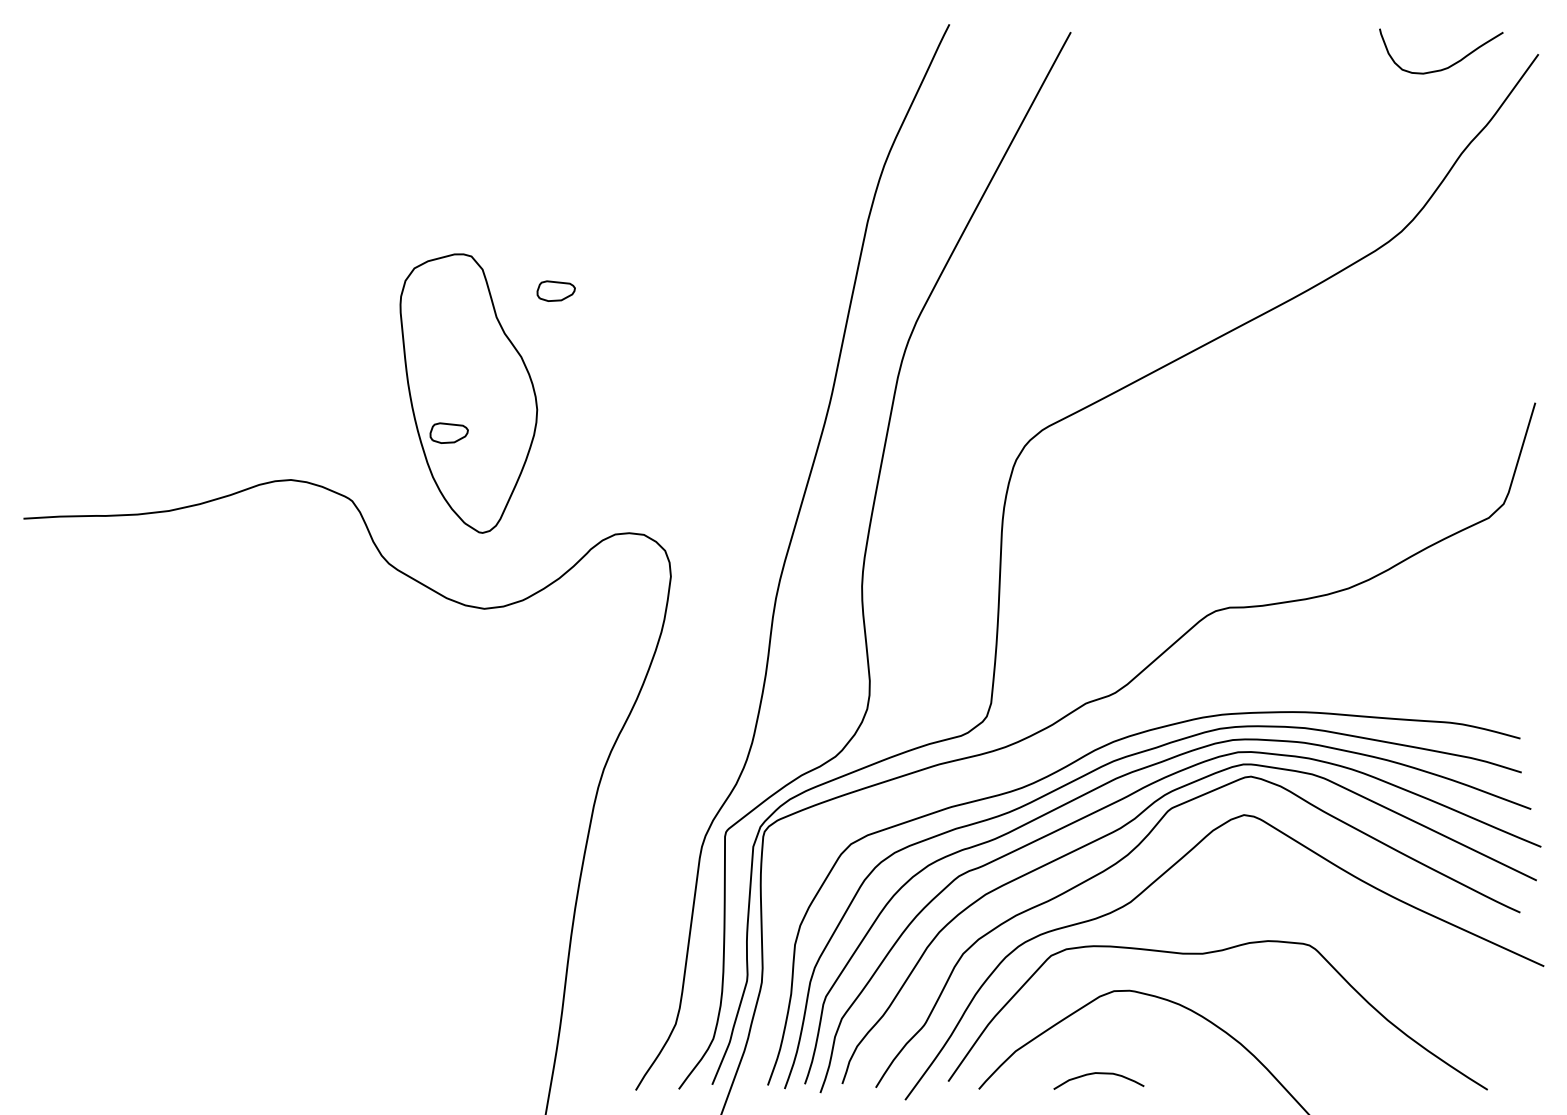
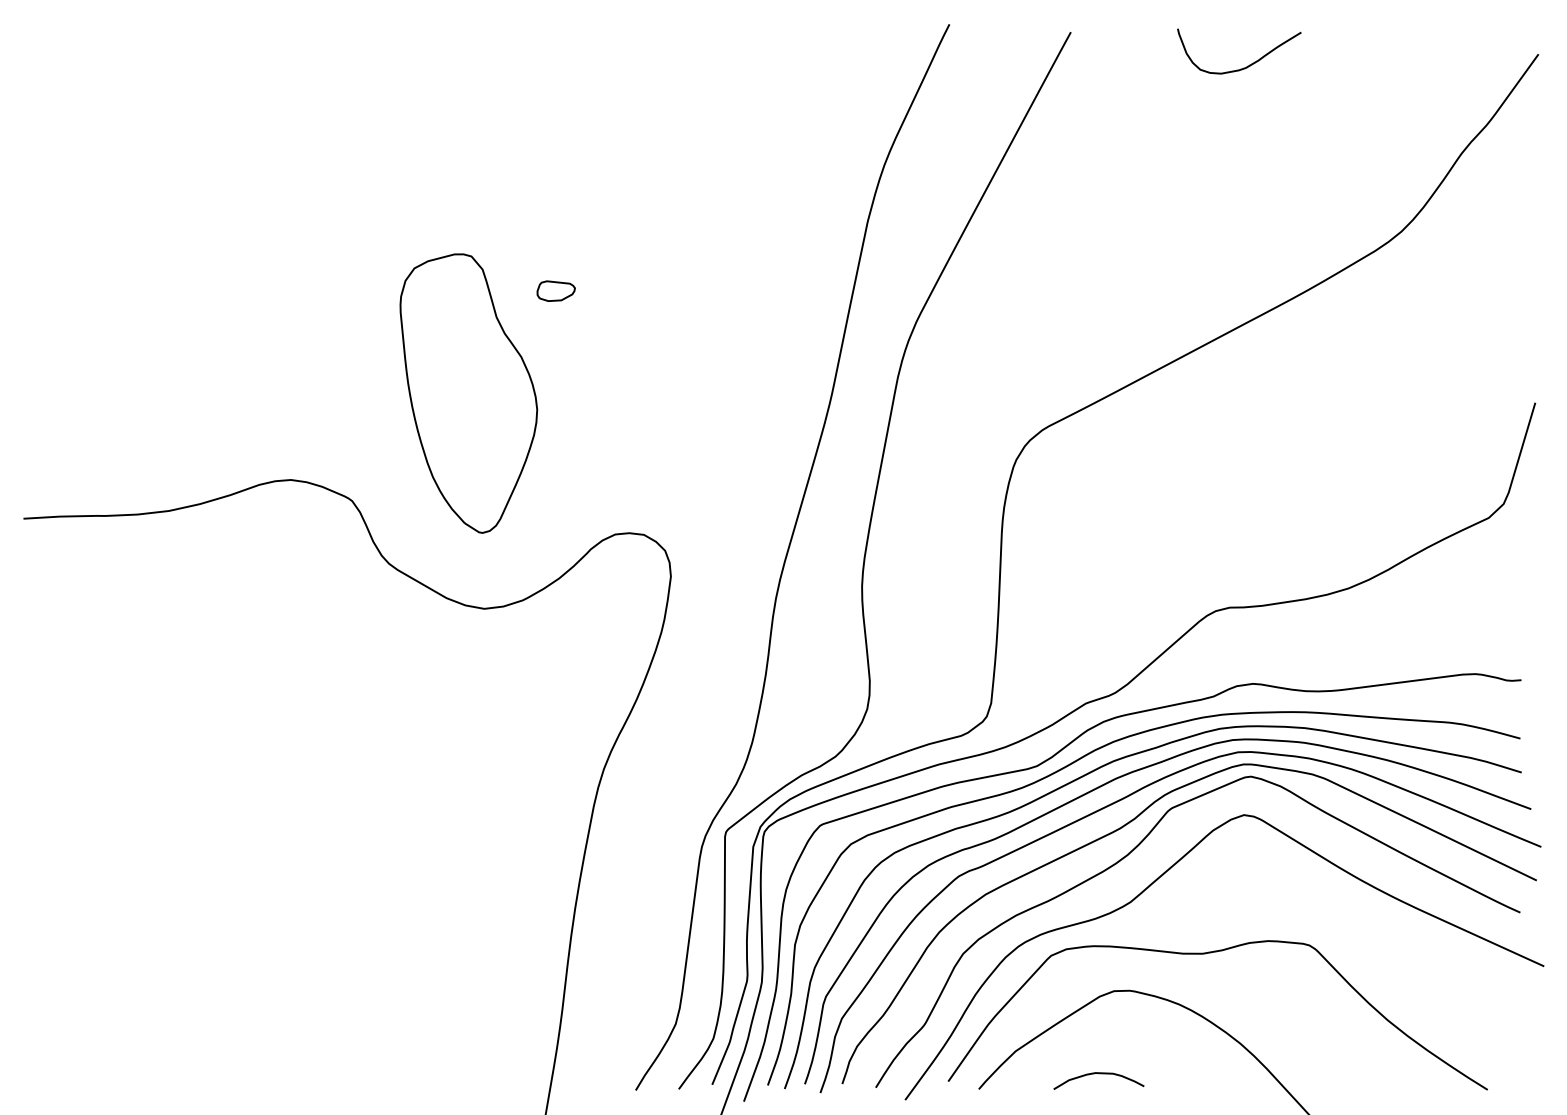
curve position: (1451, 64) -> (1249, 64) (1249, 64)
part: present -> none (448, 432)
curve: none -> present (1050, 759)
